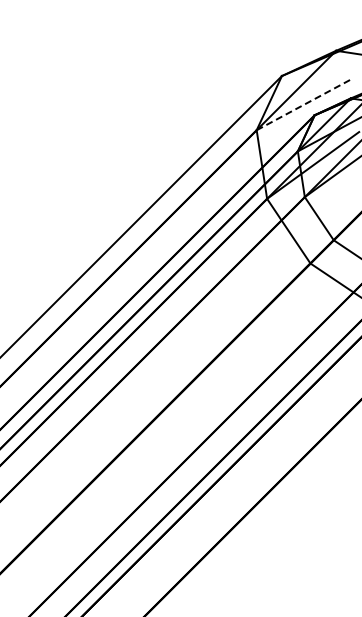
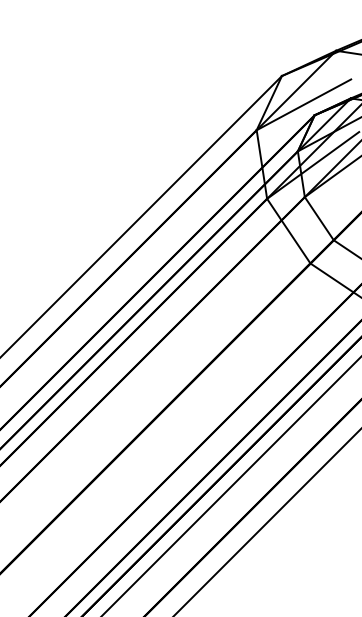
line: dashed -> solid (303, 104)
line: none -> present (231, 486)
line: none -> present (267, 522)
